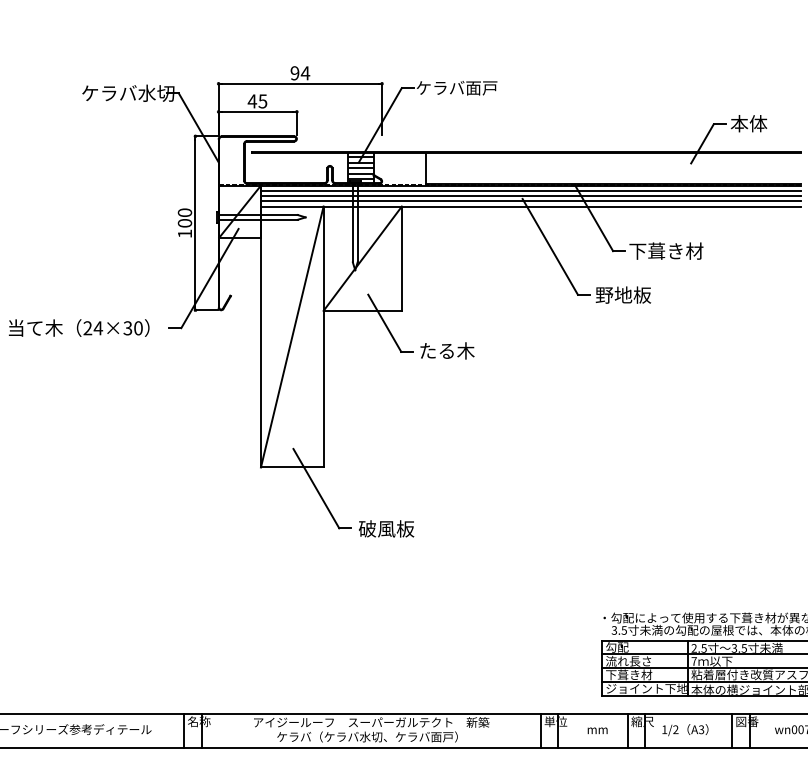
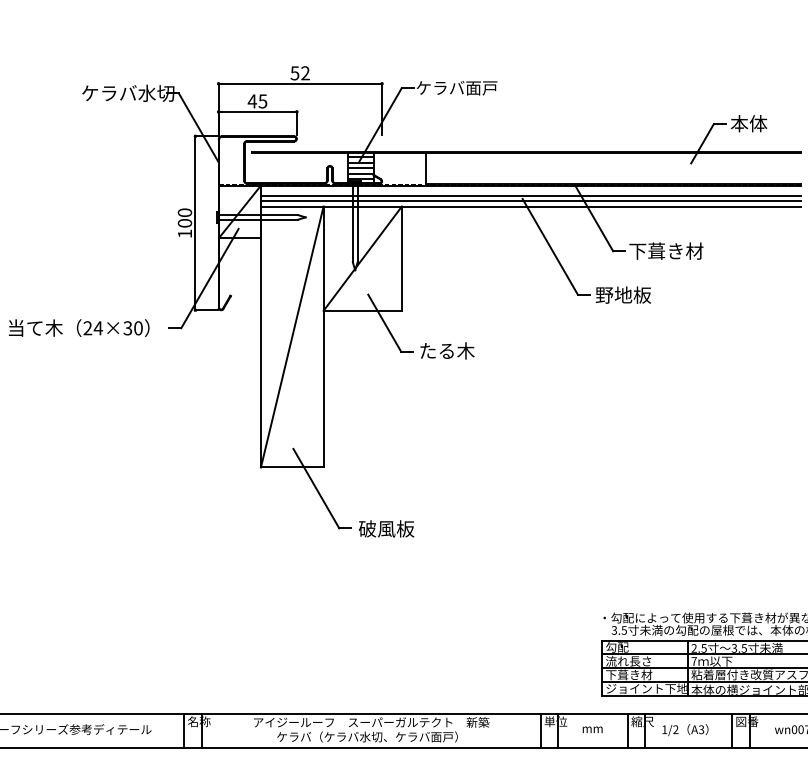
text: 94 -> 52 (300, 73)
line: present -> none (530, 190)
text position: (597, 730) -> (592, 729) (592, 729)
